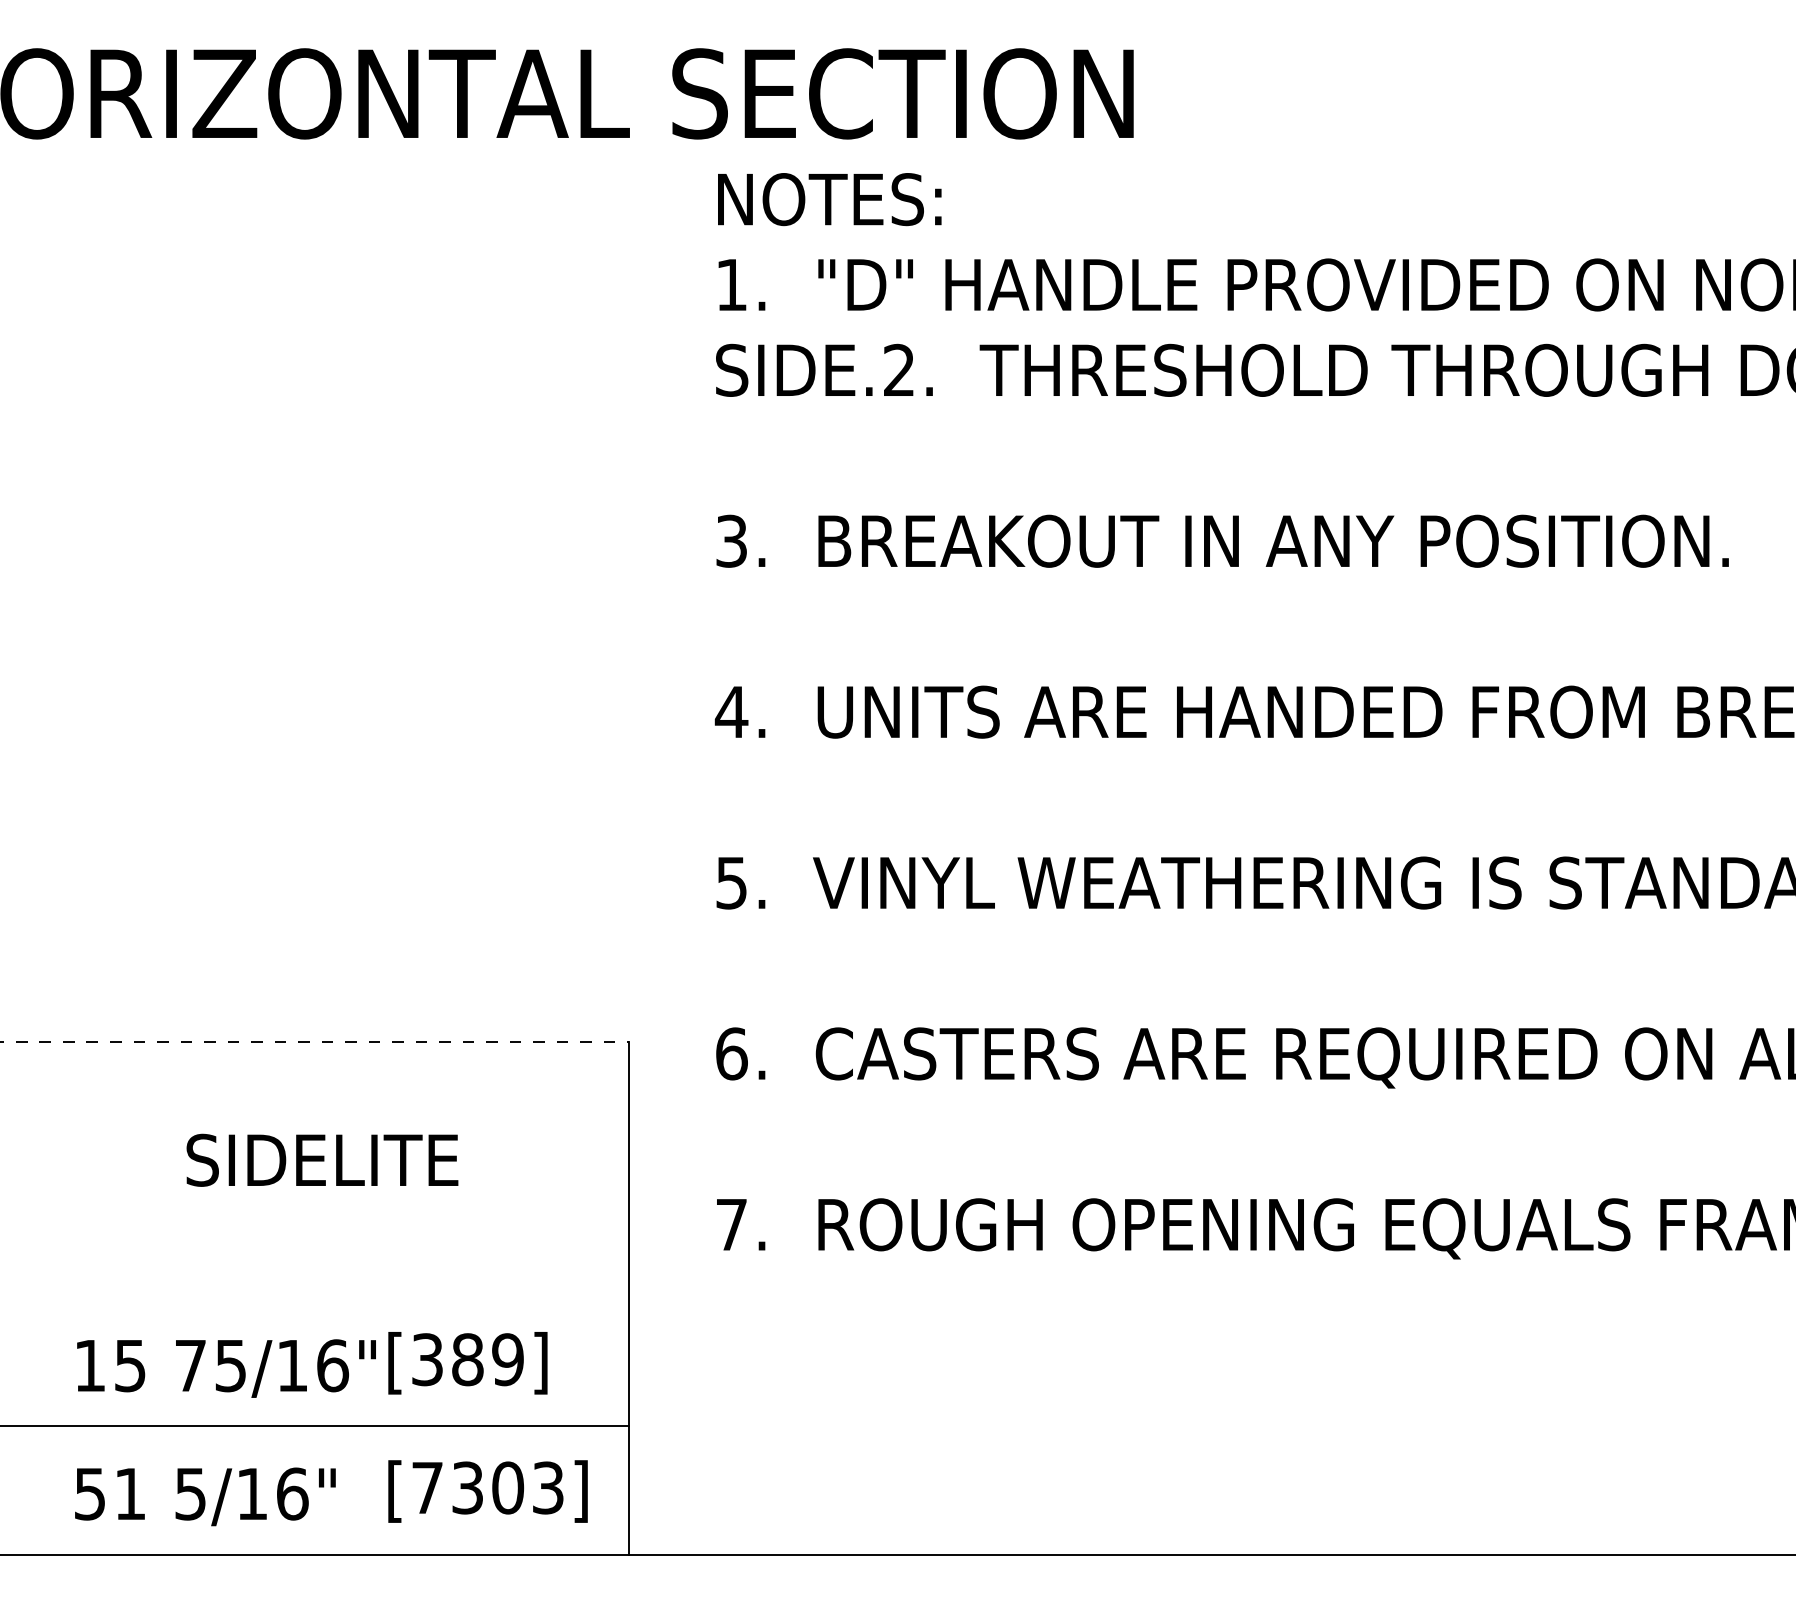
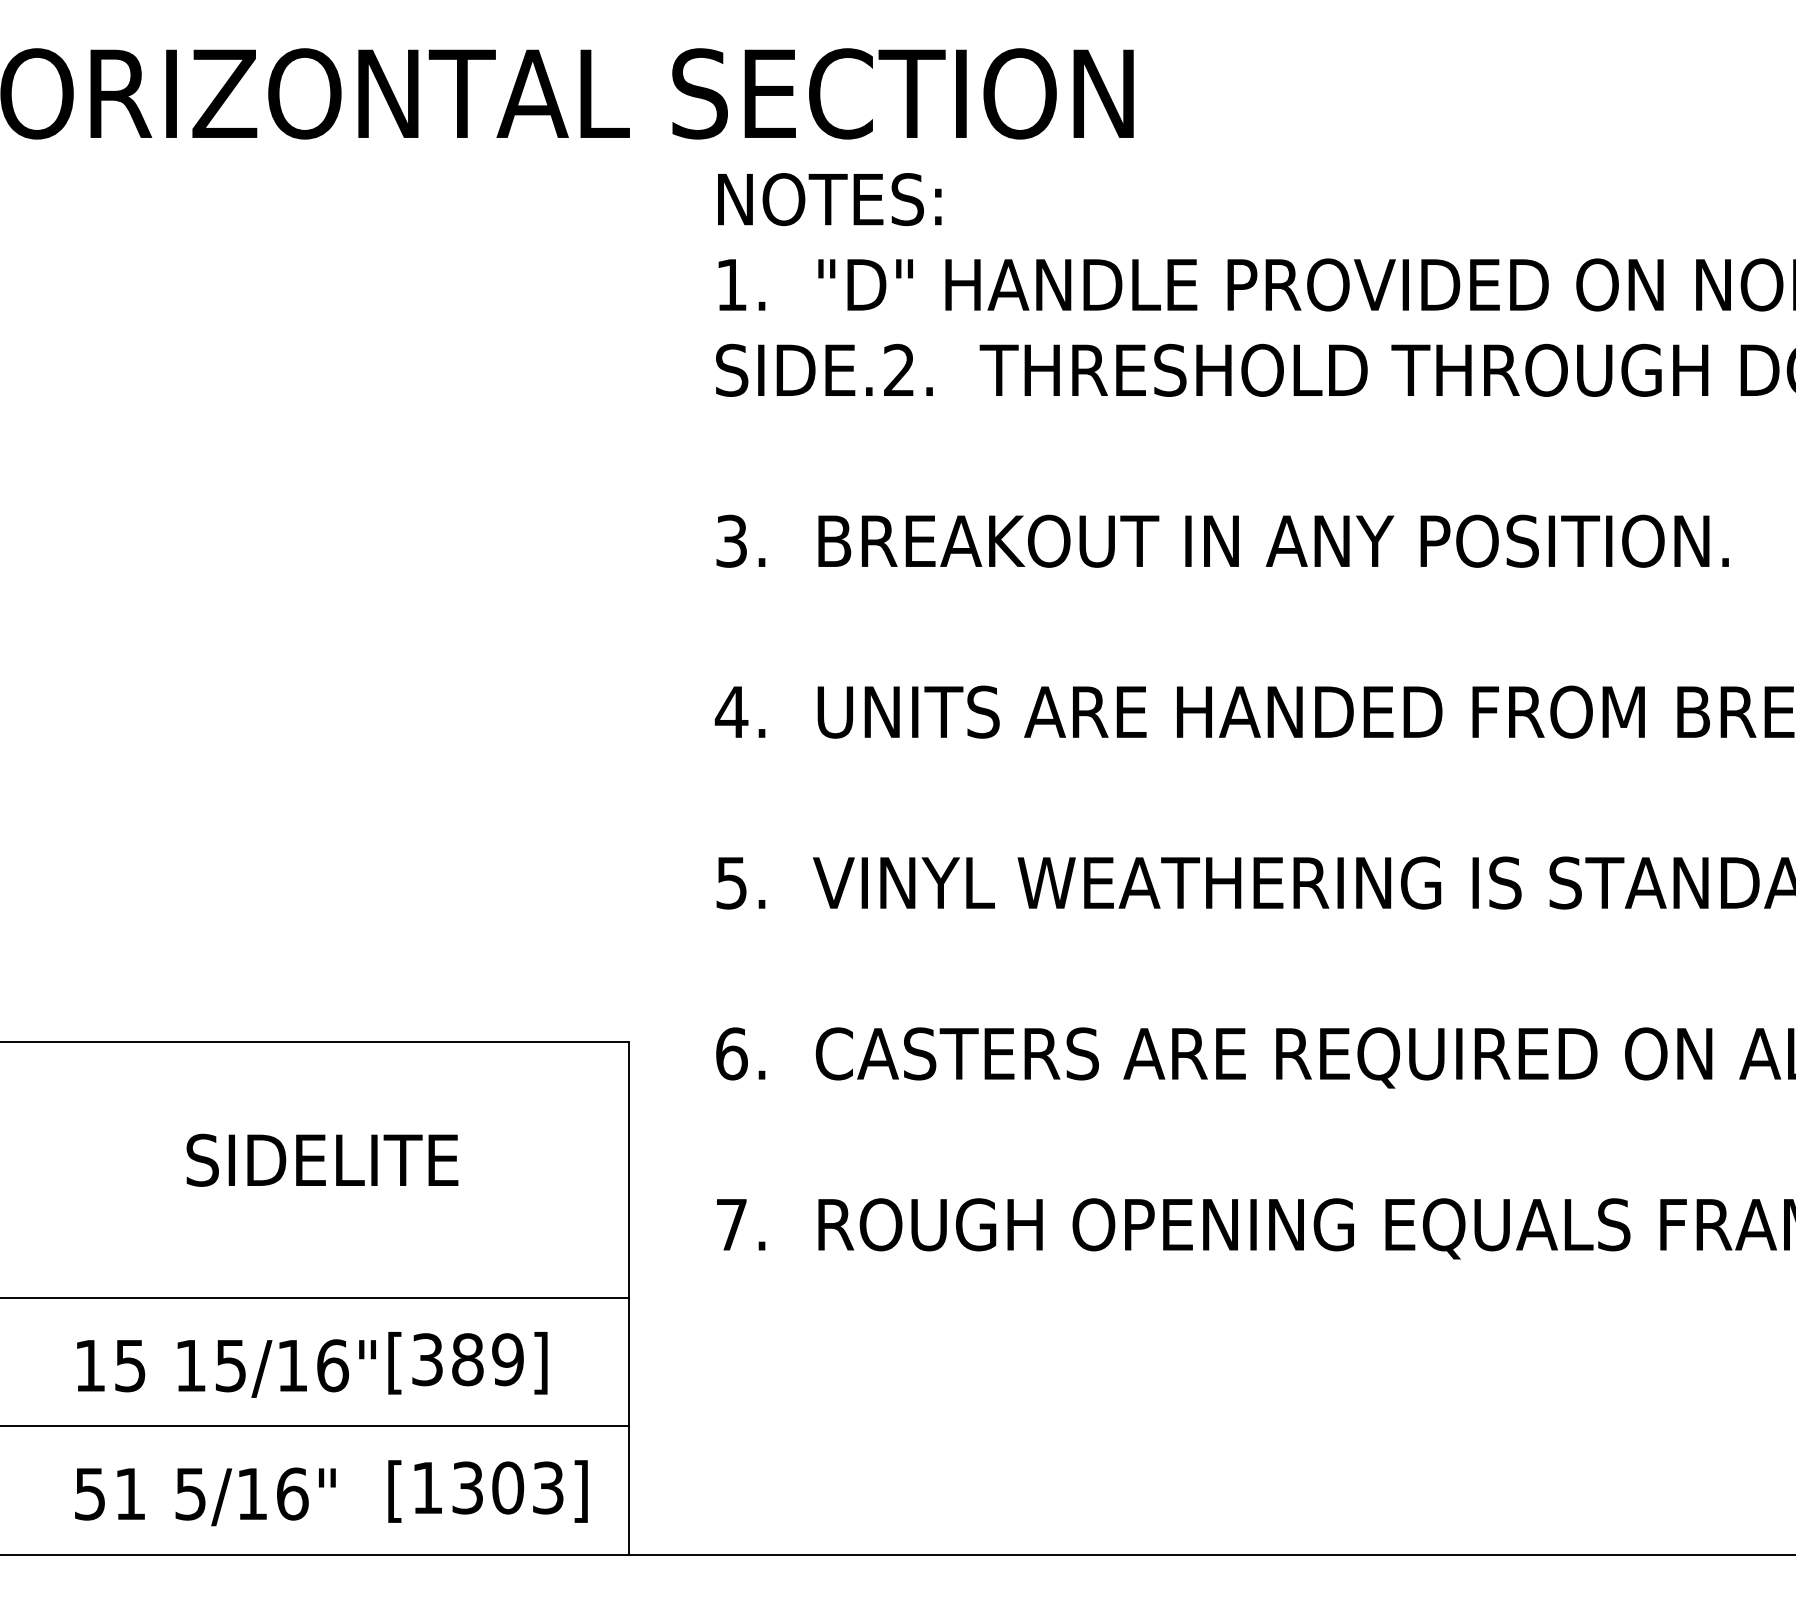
line: dashed -> solid (314, 1041)
line: none -> present (315, 1298)
text: 75/16" -> 15/16" (190, 1365)
text: [7303] -> [1303] (427, 1487)
